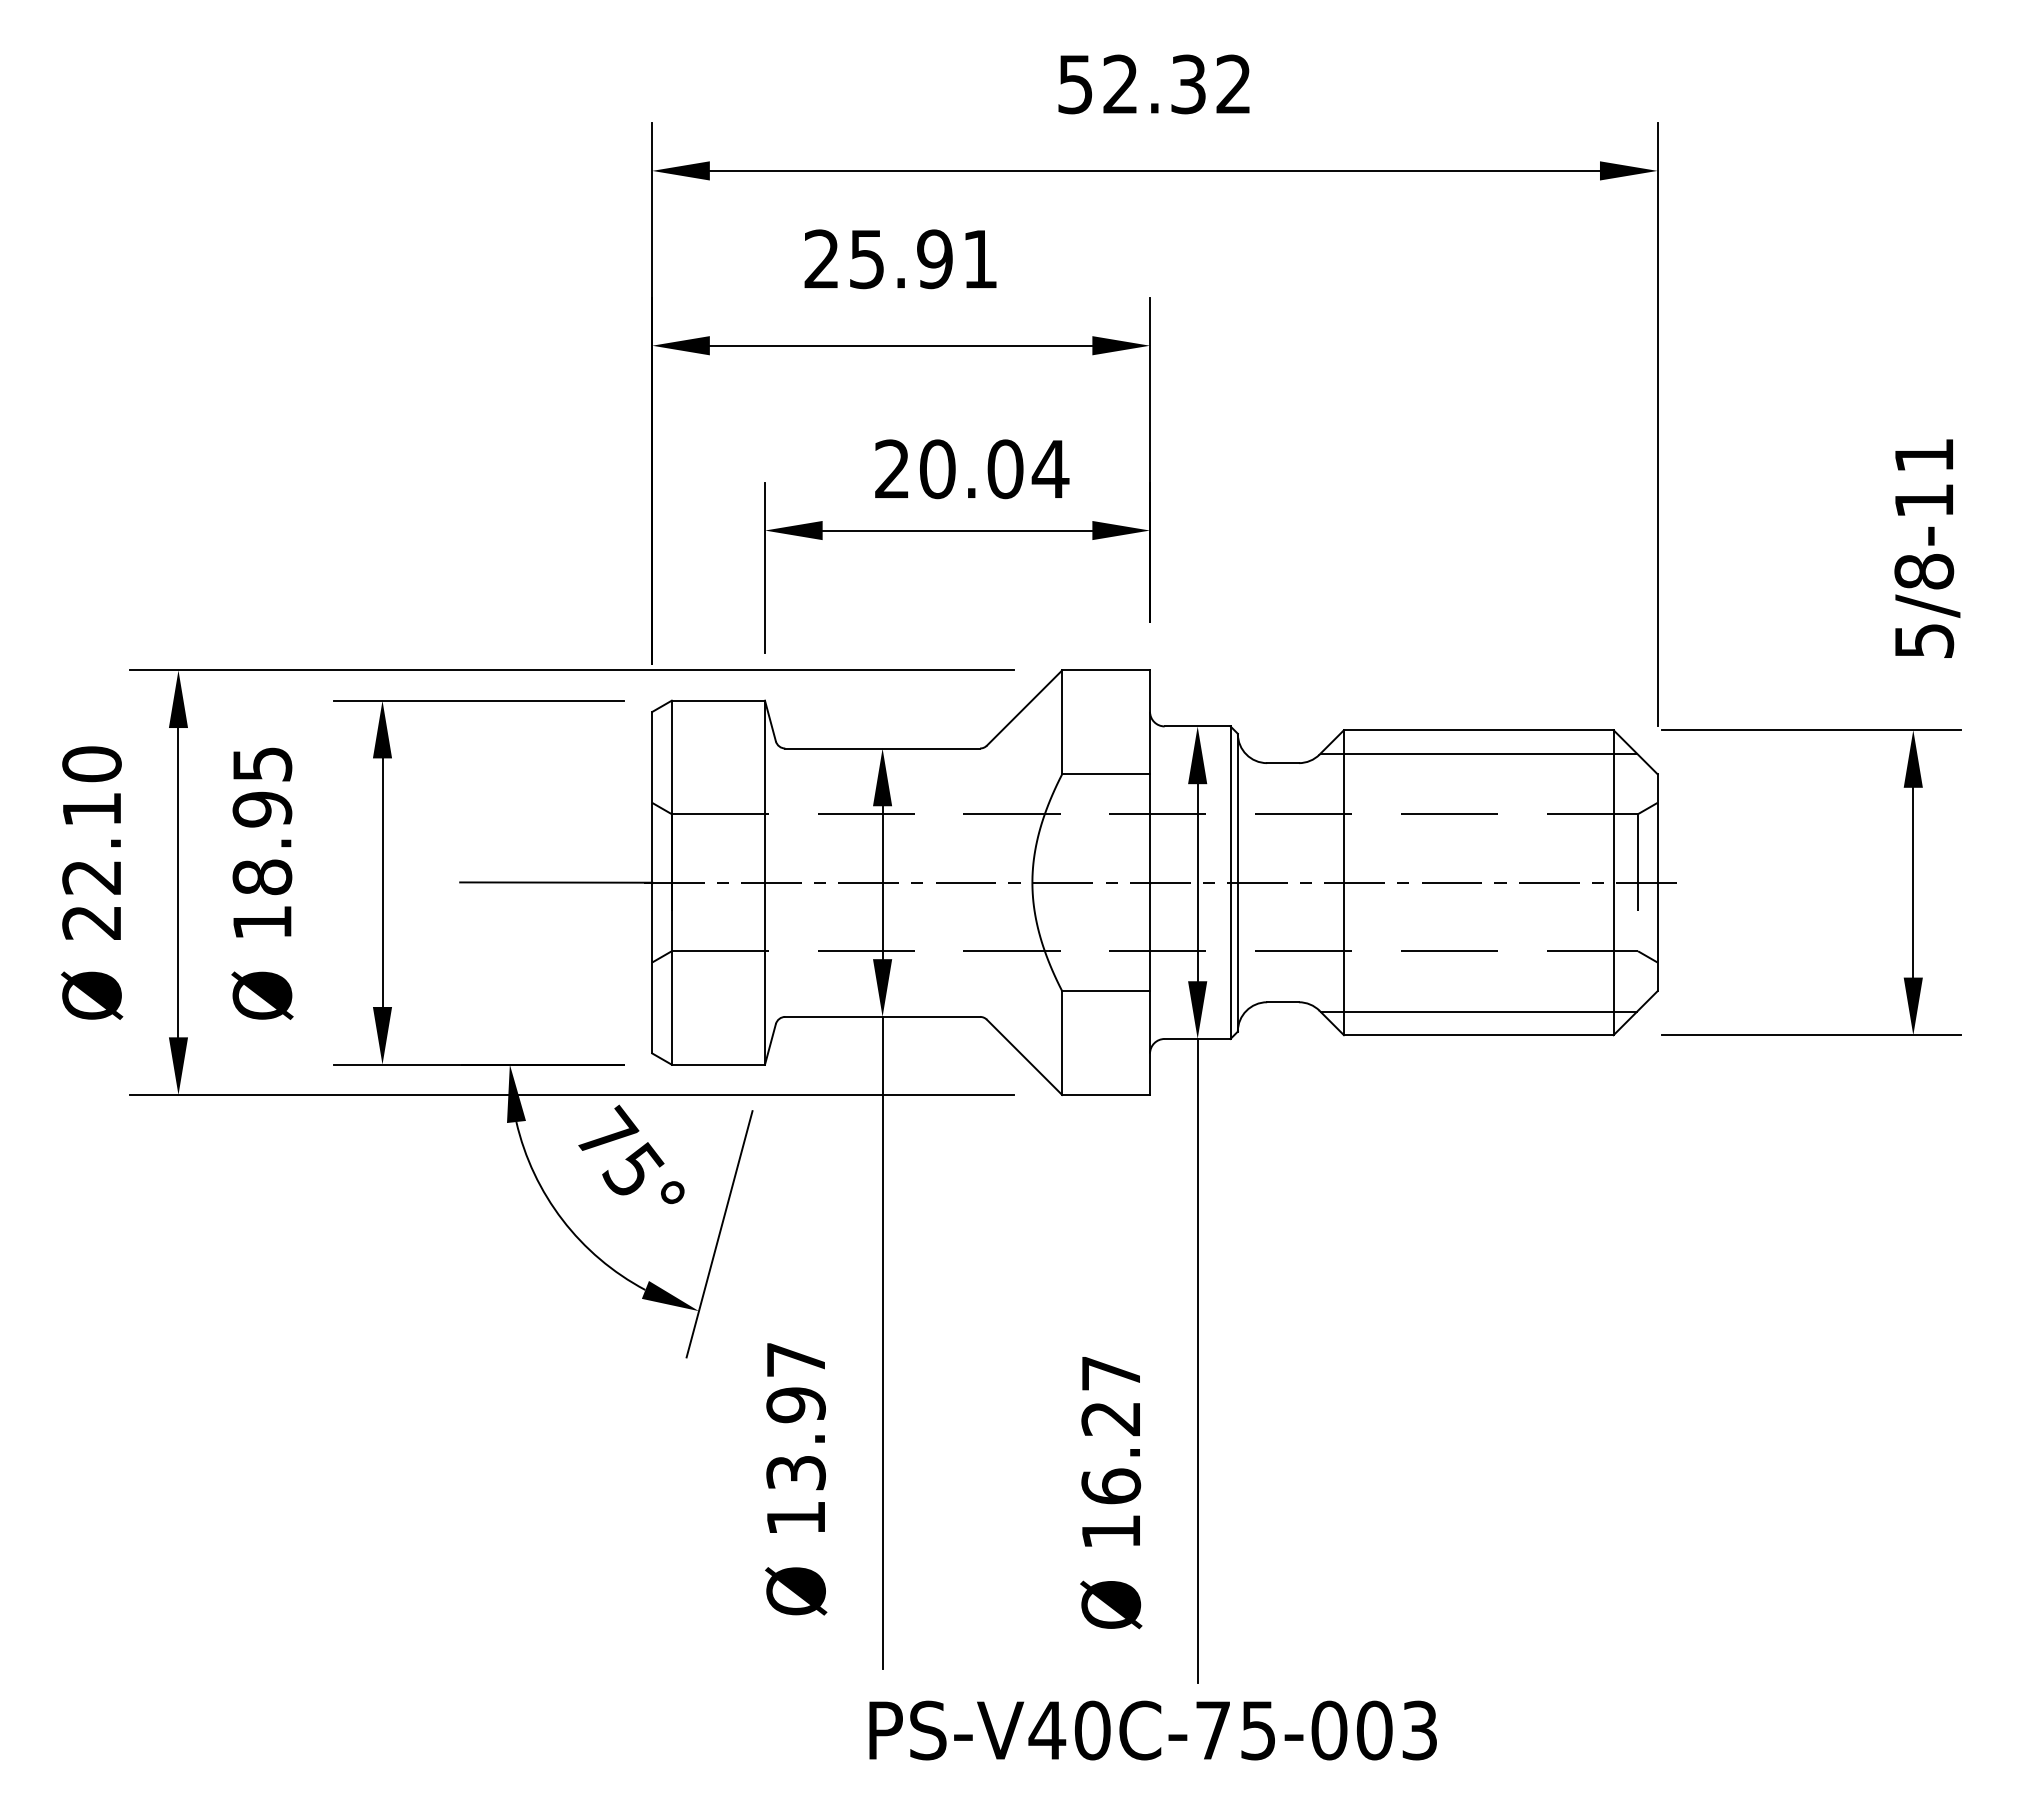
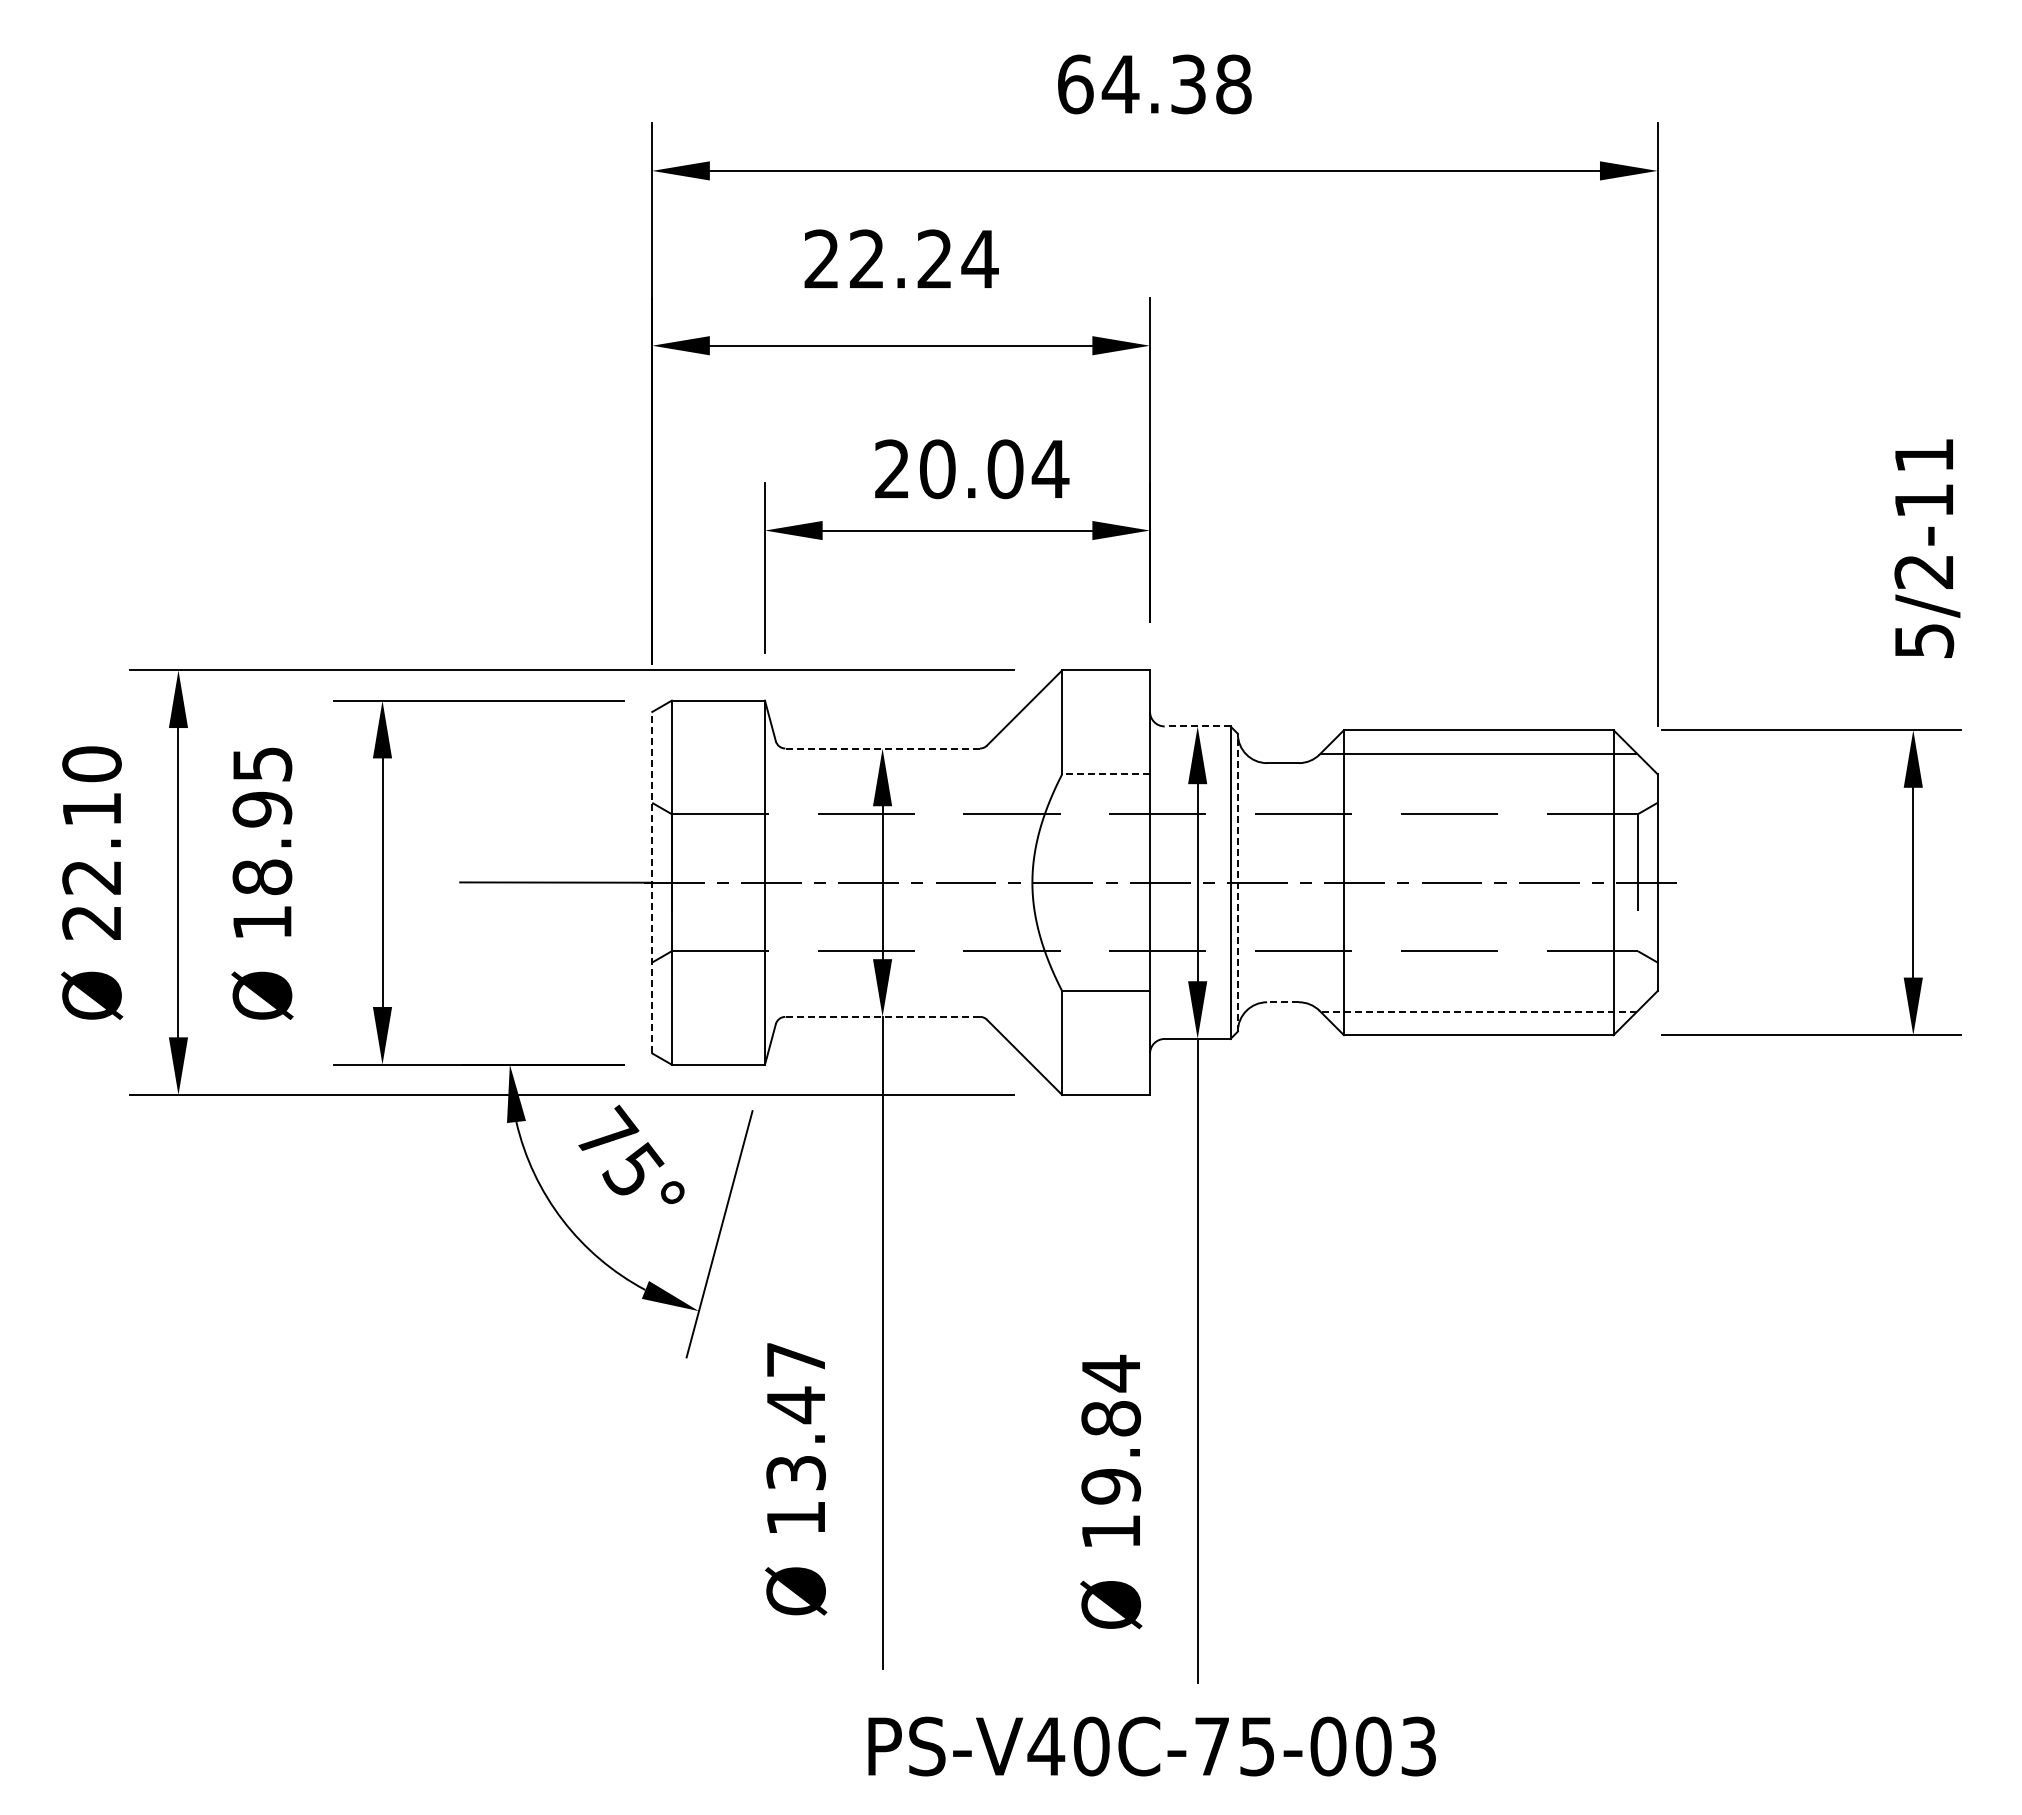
text: 52.32 -> 64.38 (1154, 84)
text: 25.91 -> 22.24 (924, 259)
text: 5/8-11 -> 5/2-11 (1924, 571)
line: solid -> dashed (1197, 726)
line: solid -> dashed (882, 748)
line: solid -> dashed (1106, 774)
line: solid -> dashed (652, 882)
line: solid -> dashed (1237, 882)
line: solid -> dashed (1283, 1002)
line: solid -> dashed (1478, 1011)
line: solid -> dashed (882, 1016)
text: 13.97 -> 13.47 (795, 1405)
text: 16.27 -> 19.84 (1111, 1429)
text position: (1152, 1730) -> (1151, 1746) (1151, 1746)
